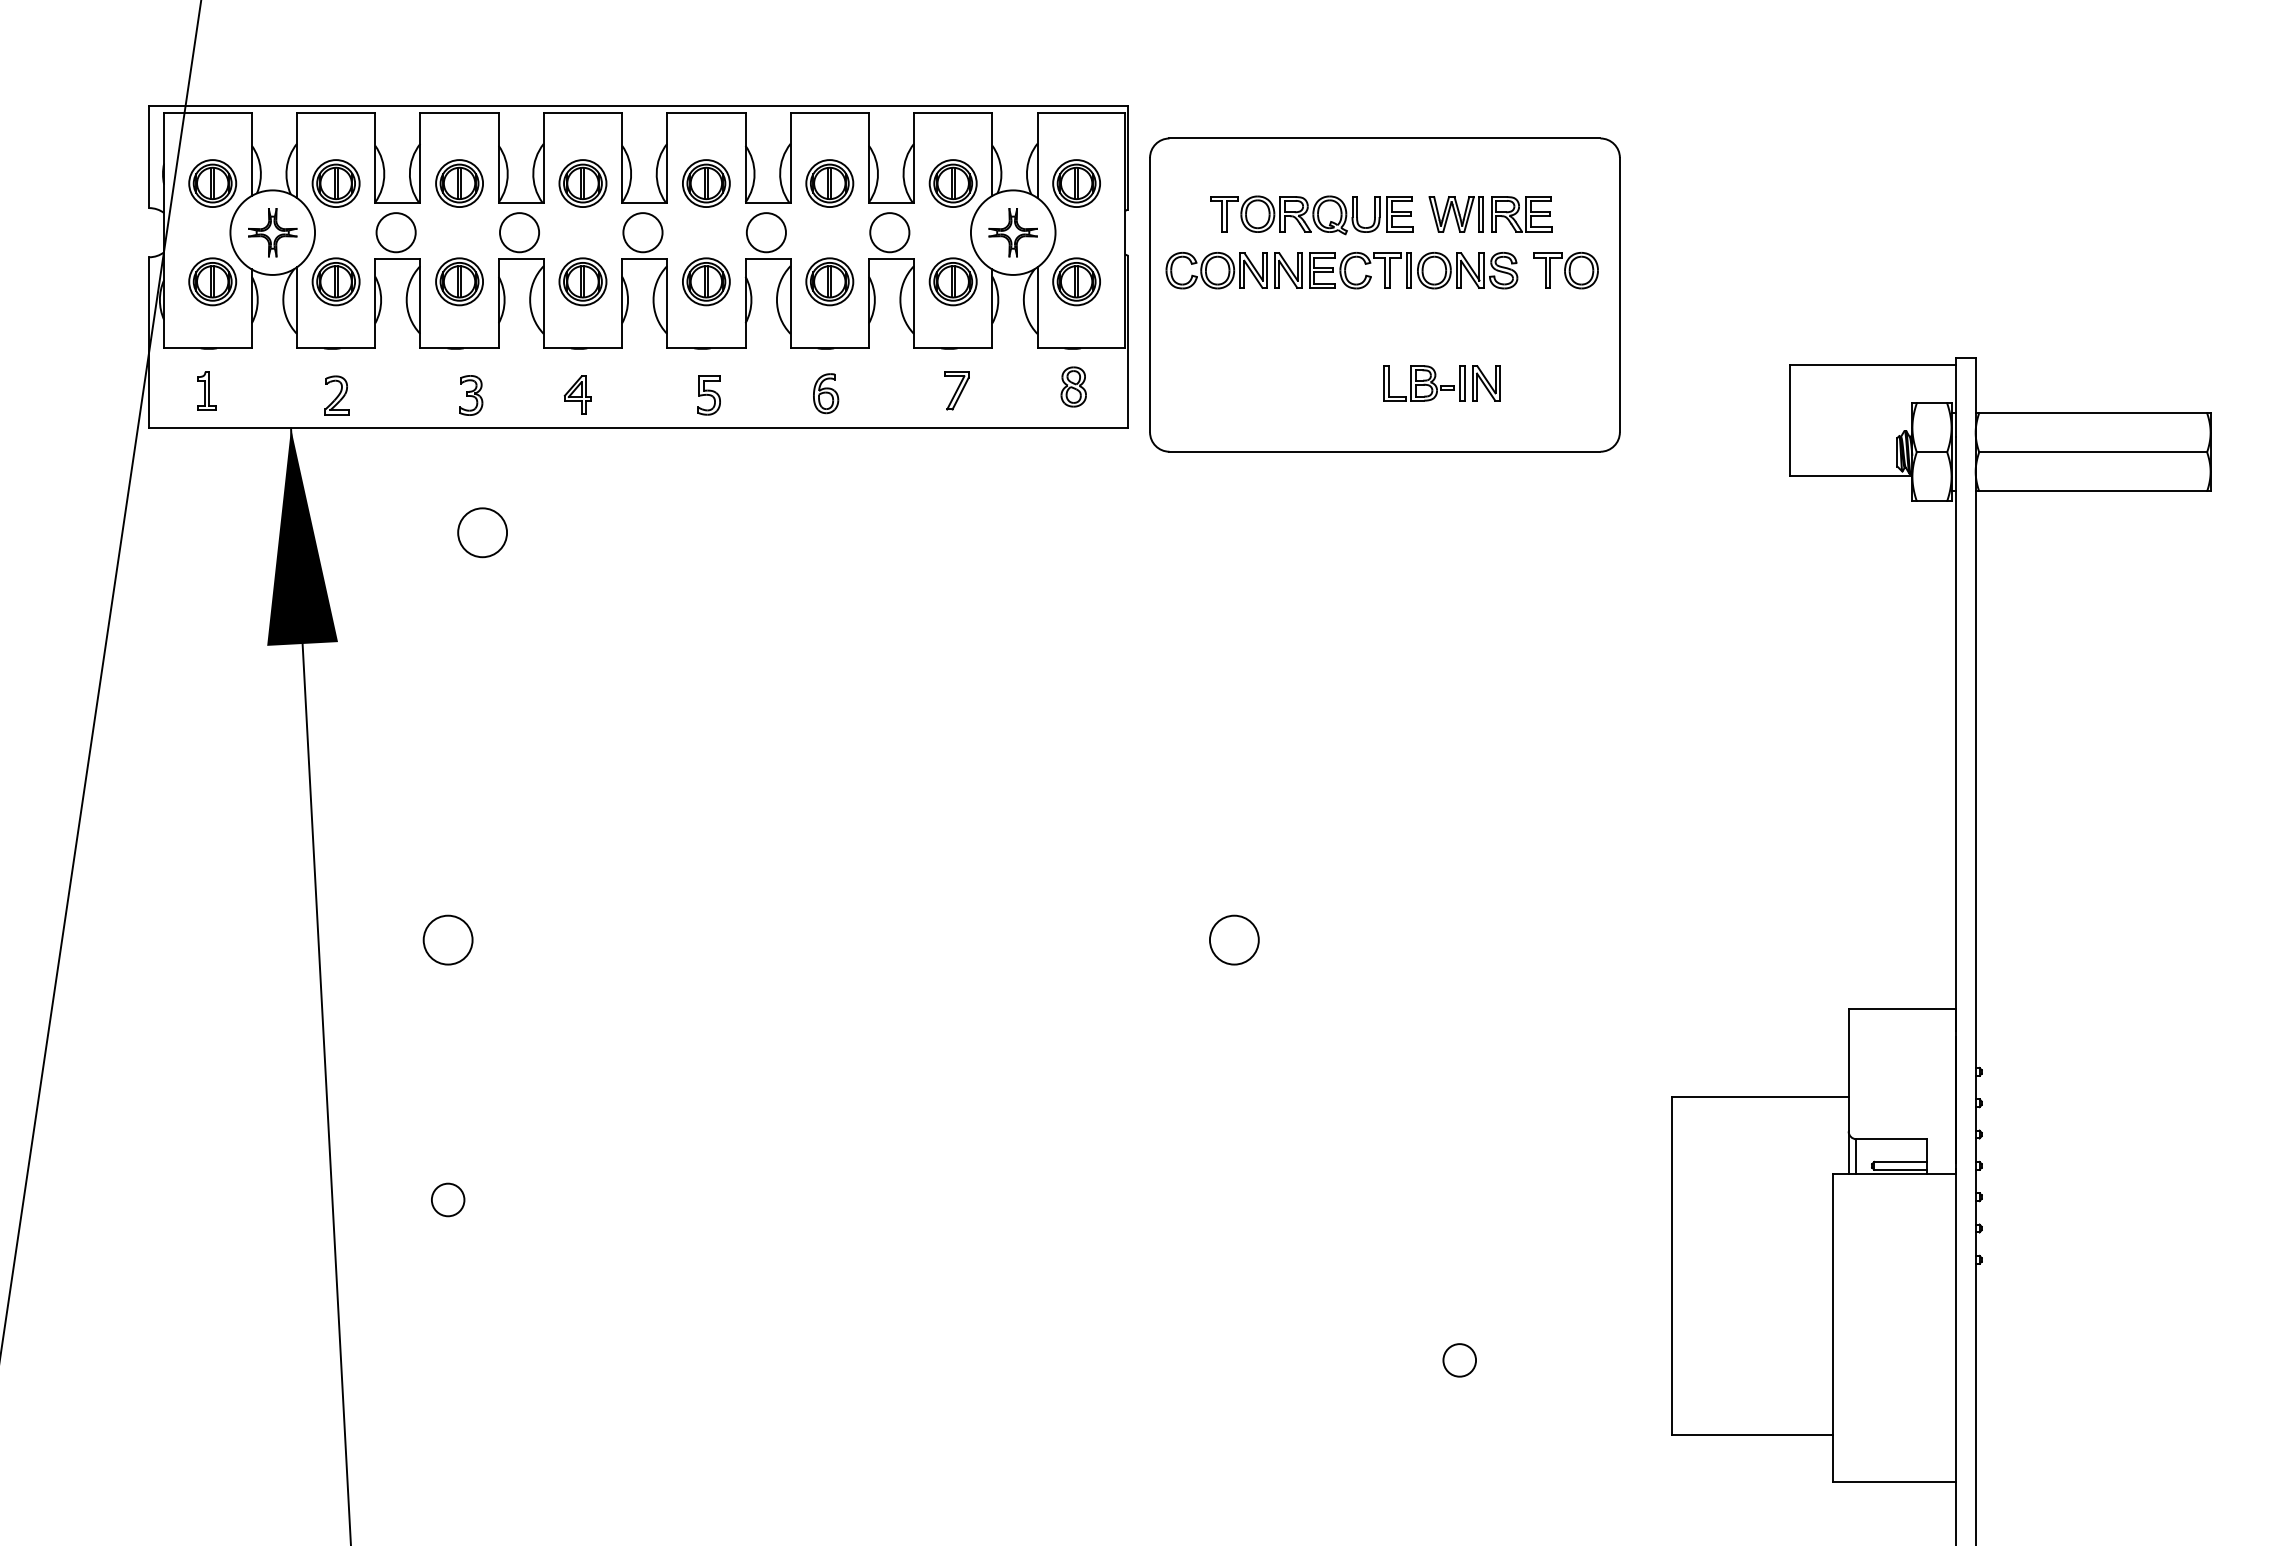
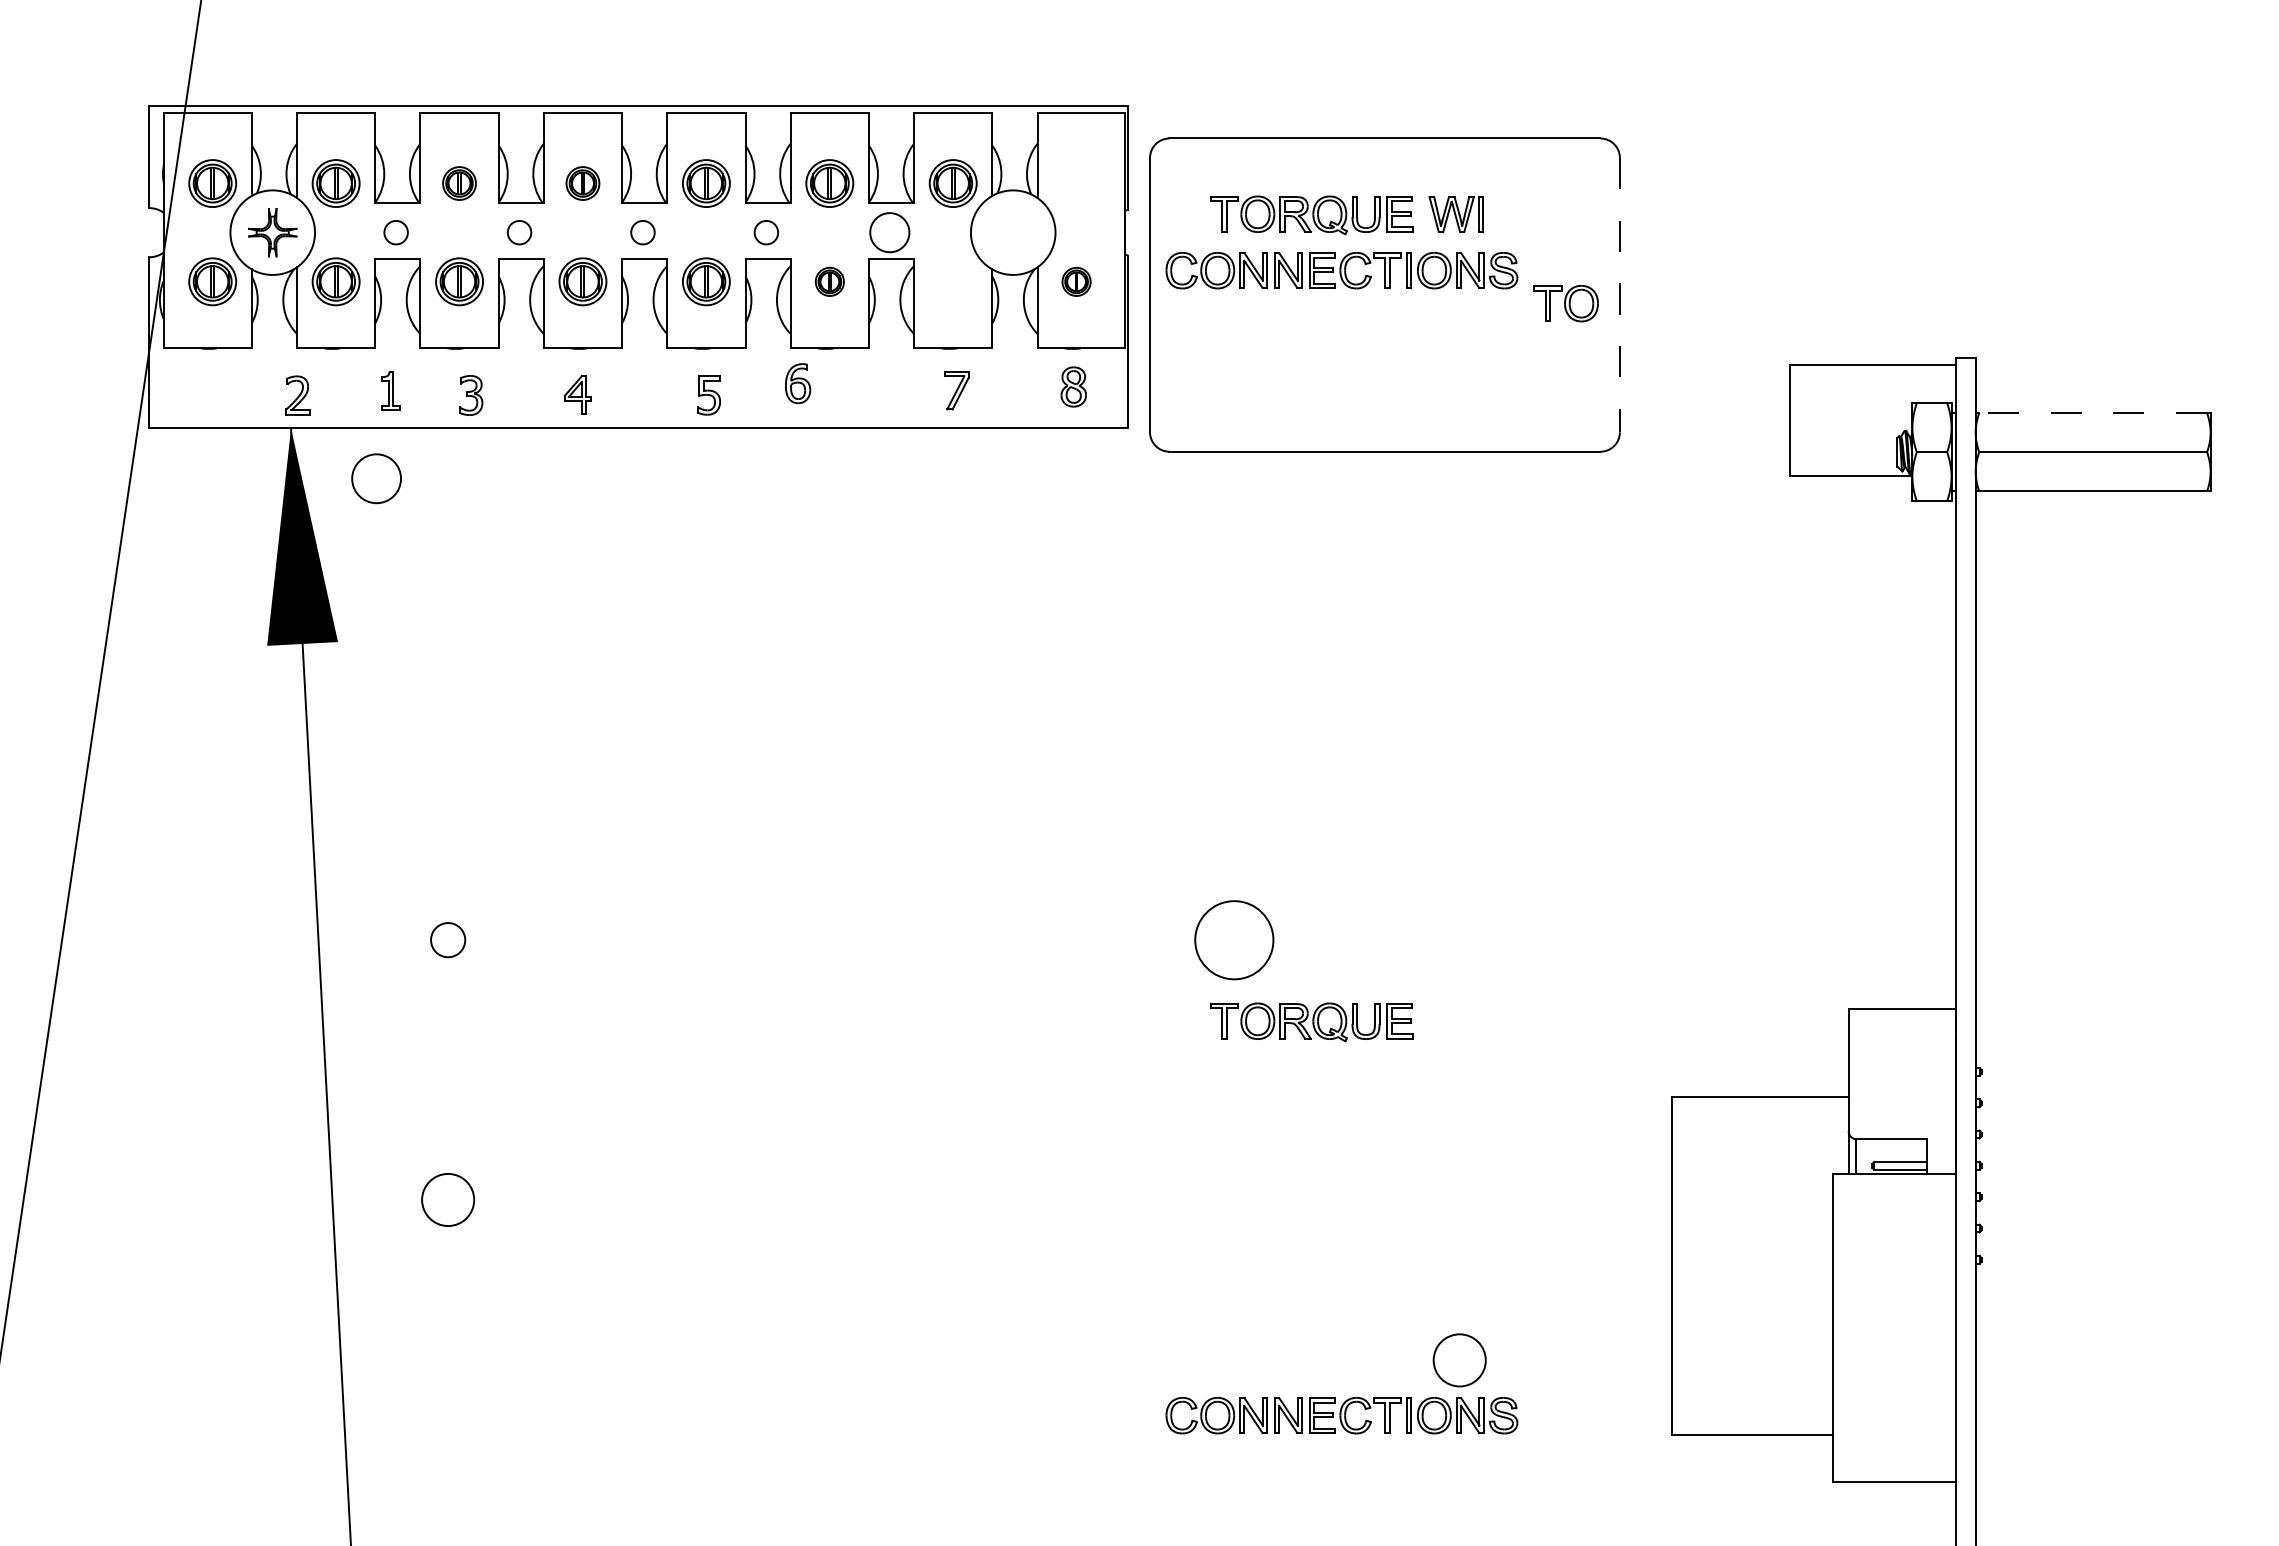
part size: 49x49 px -> 35x35 px (459, 183)
part size: 50x49 px -> 36x35 px (582, 183)
part: present -> none (1076, 183)
part: present -> none (1521, 214)
circle diameter: 39 px -> 23 px (395, 232)
circle diameter: 39 px -> 23 px (519, 232)
circle diameter: 39 px -> 23 px (642, 232)
circle diameter: 39 px -> 23 px (766, 232)
part: present -> none (1012, 232)
part position: (1565, 270) -> (1565, 303) (1565, 303)
part size: 50x50 px -> 31x31 px (829, 281)
part: present -> none (952, 281)
part size: 49x50 px -> 31x31 px (1076, 281)
line: solid -> dashed (1619, 295)
part: present -> none (1441, 383)
part position: (206, 390) -> (390, 390) (390, 390)
part position: (826, 393) -> (798, 383) (798, 383)
part position: (336, 395) -> (297, 395) (297, 395)
line: solid -> dashed (2093, 413)
circle position: (482, 532) -> (376, 478) (376, 478)
circle diameter: 49 px -> 34 px (448, 940)
circle size: 51x52 px -> 81x81 px (1234, 940)
part: none -> present (1311, 1022)
circle diameter: 33 px -> 52 px (448, 1199)
circle diameter: 33 px -> 52 px (1459, 1360)
part: none -> present (1341, 1415)
